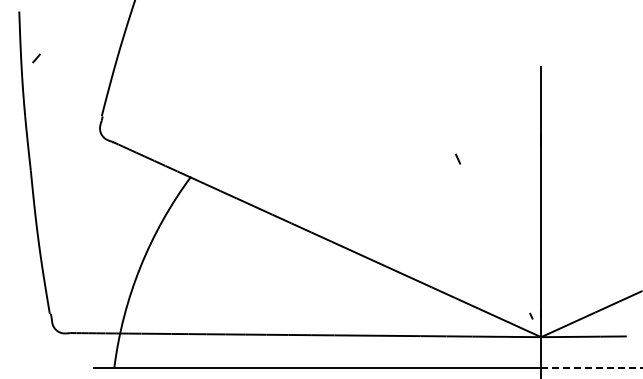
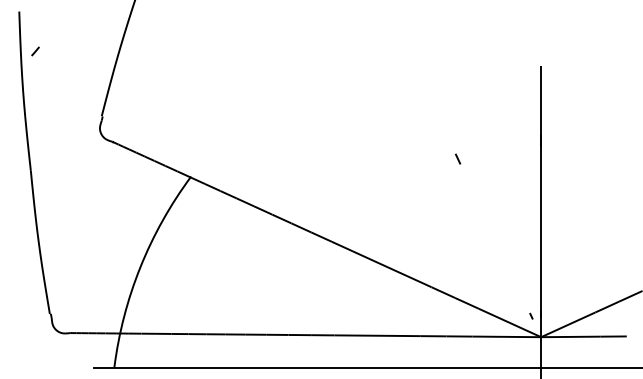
curve position: (36, 58) -> (35, 51) (35, 51)
line: dashed -> solid (591, 367)
